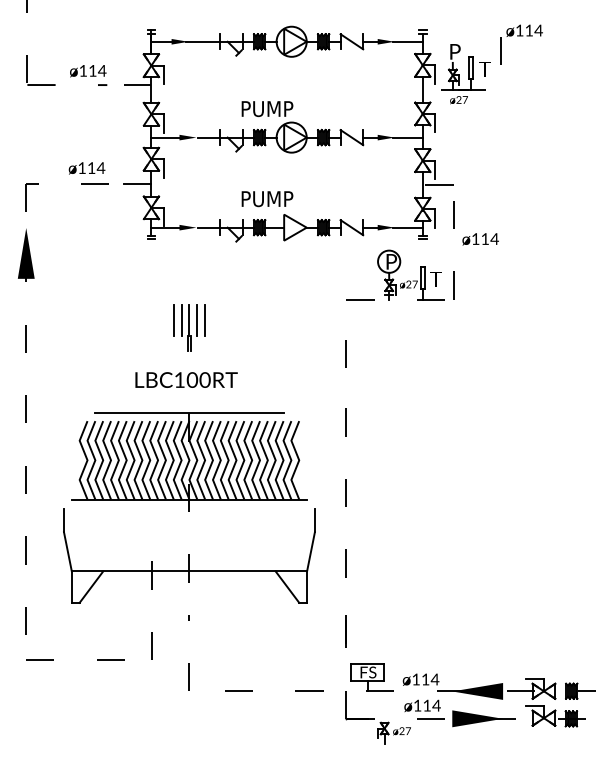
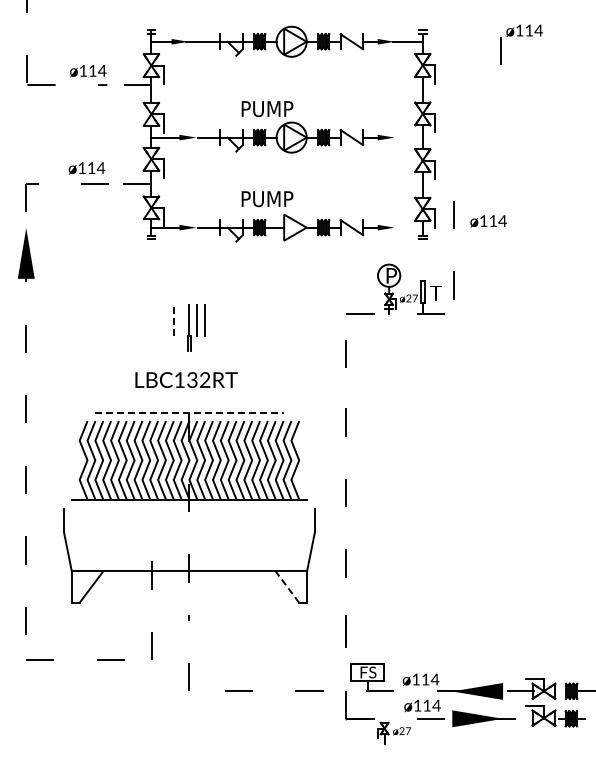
part: present -> none (465, 74)
line: present -> none (407, 137)
line: present -> none (437, 184)
line: present -> none (407, 227)
text position: (480, 239) -> (488, 221) (488, 221)
part position: (395, 274) -> (395, 288) (395, 288)
line: solid -> dashed (173, 320)
line: present -> none (181, 320)
text: LBC100RT -> LBC132RT (198, 379)
line: solid -> dashed (189, 413)
line: solid -> dashed (287, 587)
